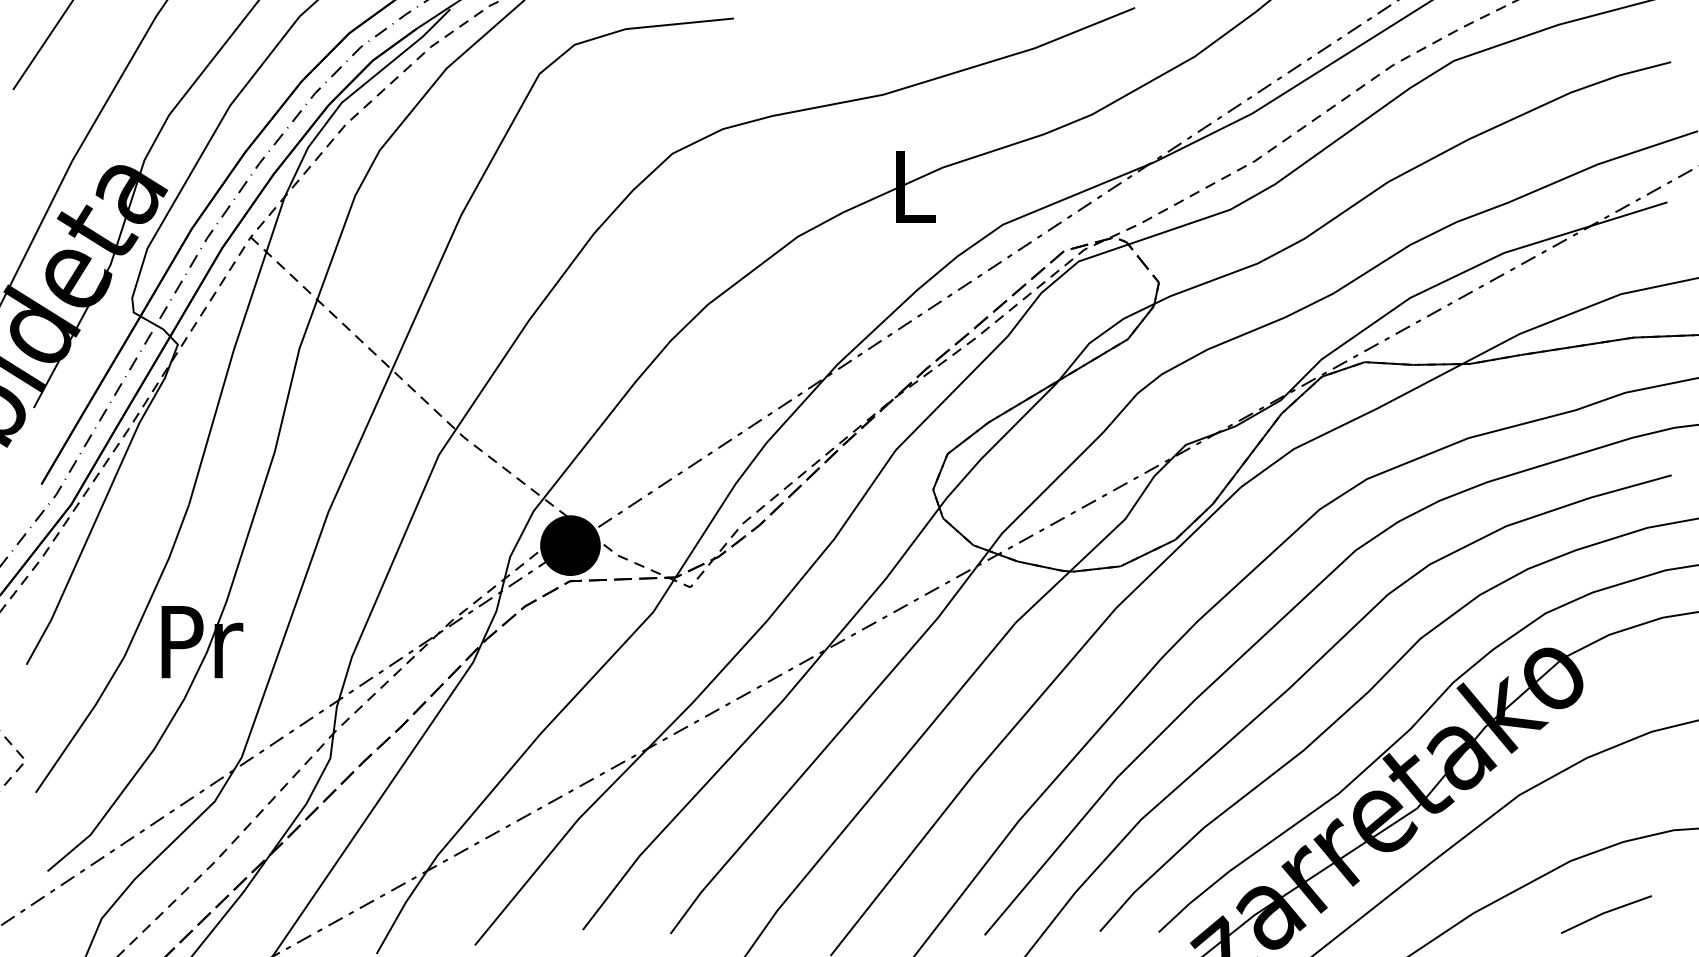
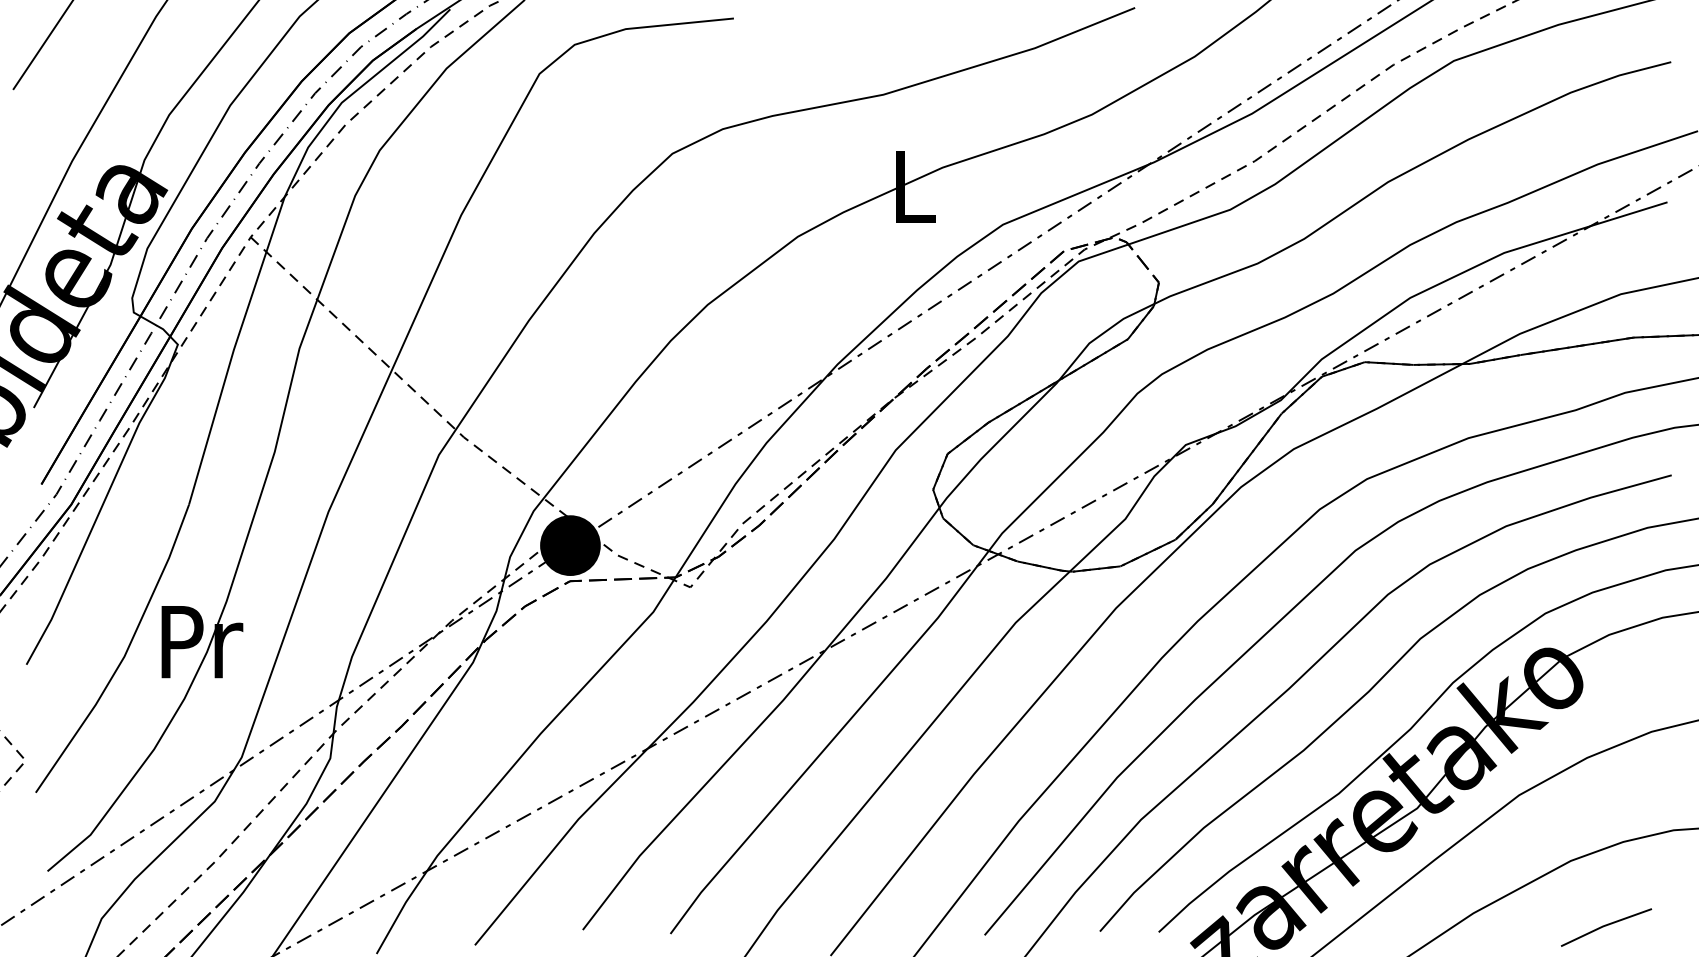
line position: (1606, 913) -> (1606, 926) (1606, 926)
